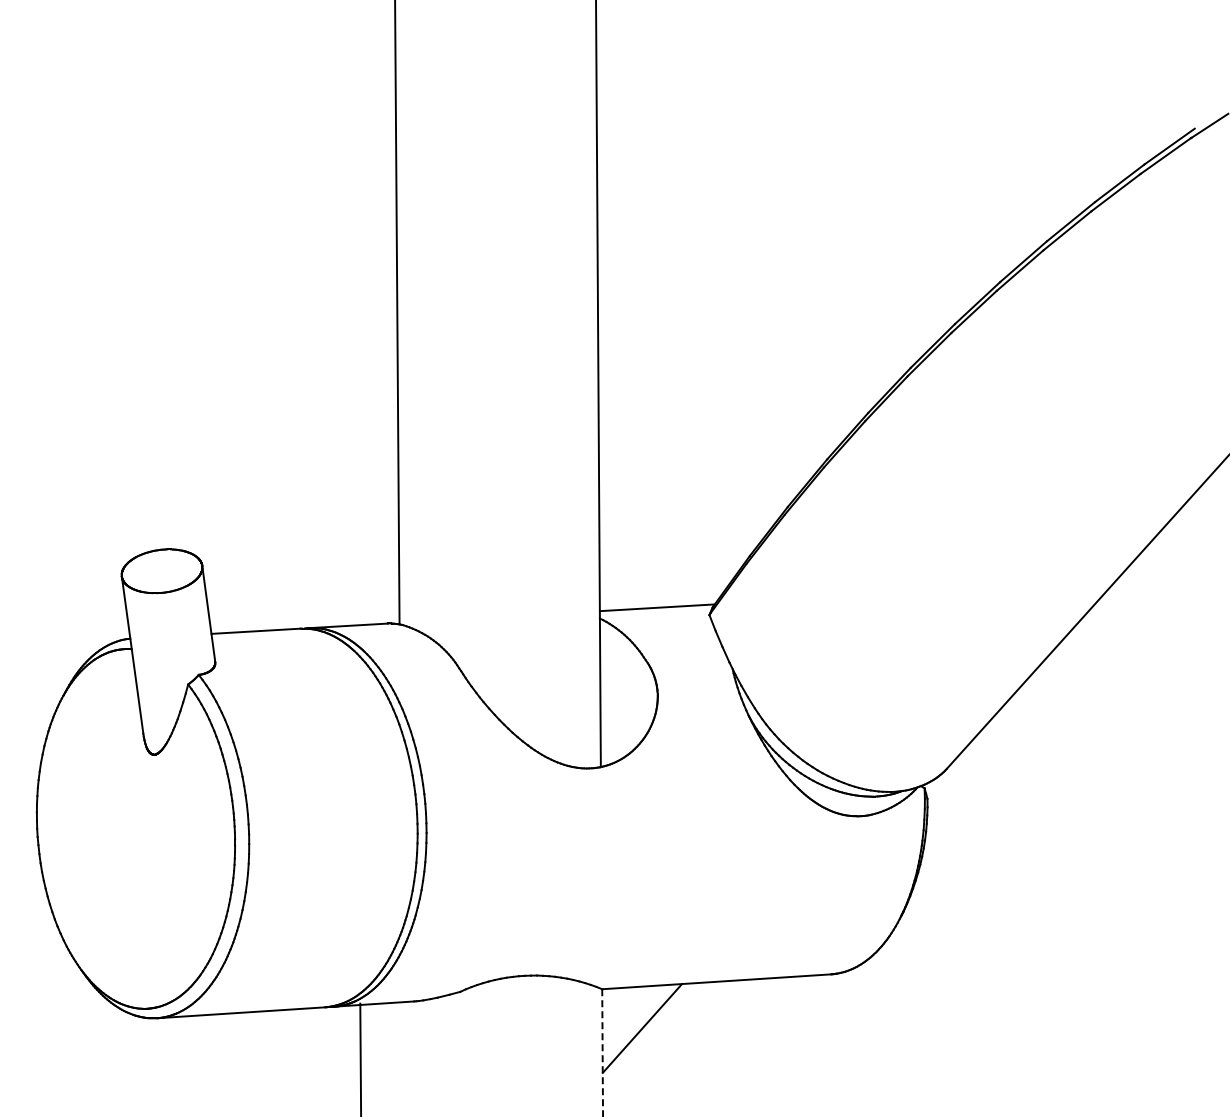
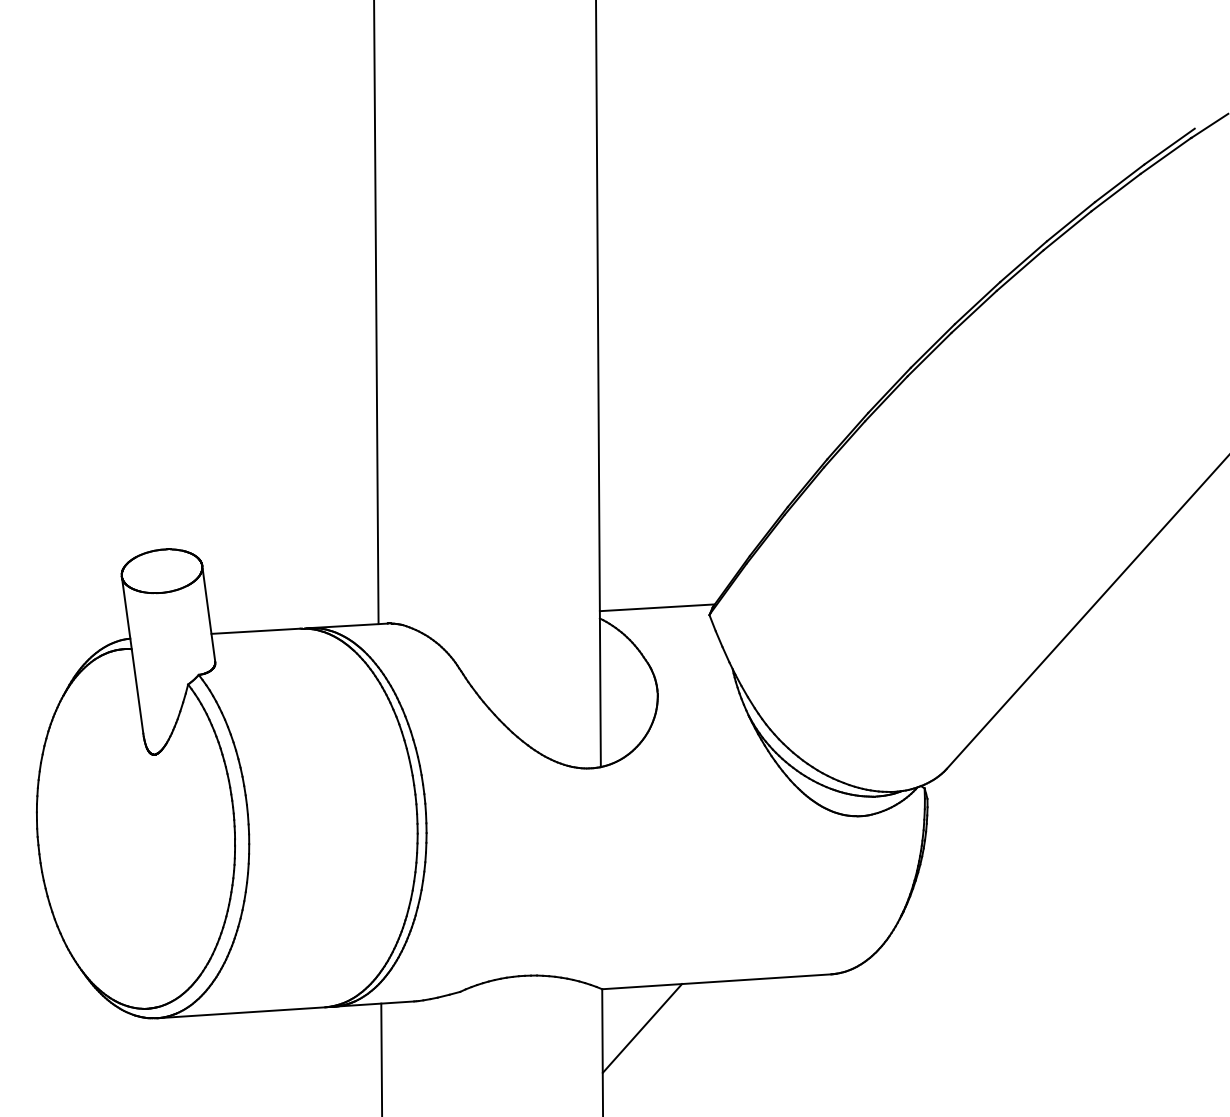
line position: (397, 313) -> (376, 313) (376, 313)
line: dashed -> solid (602, 1053)
line position: (360, 1058) -> (381, 1058) (381, 1058)
